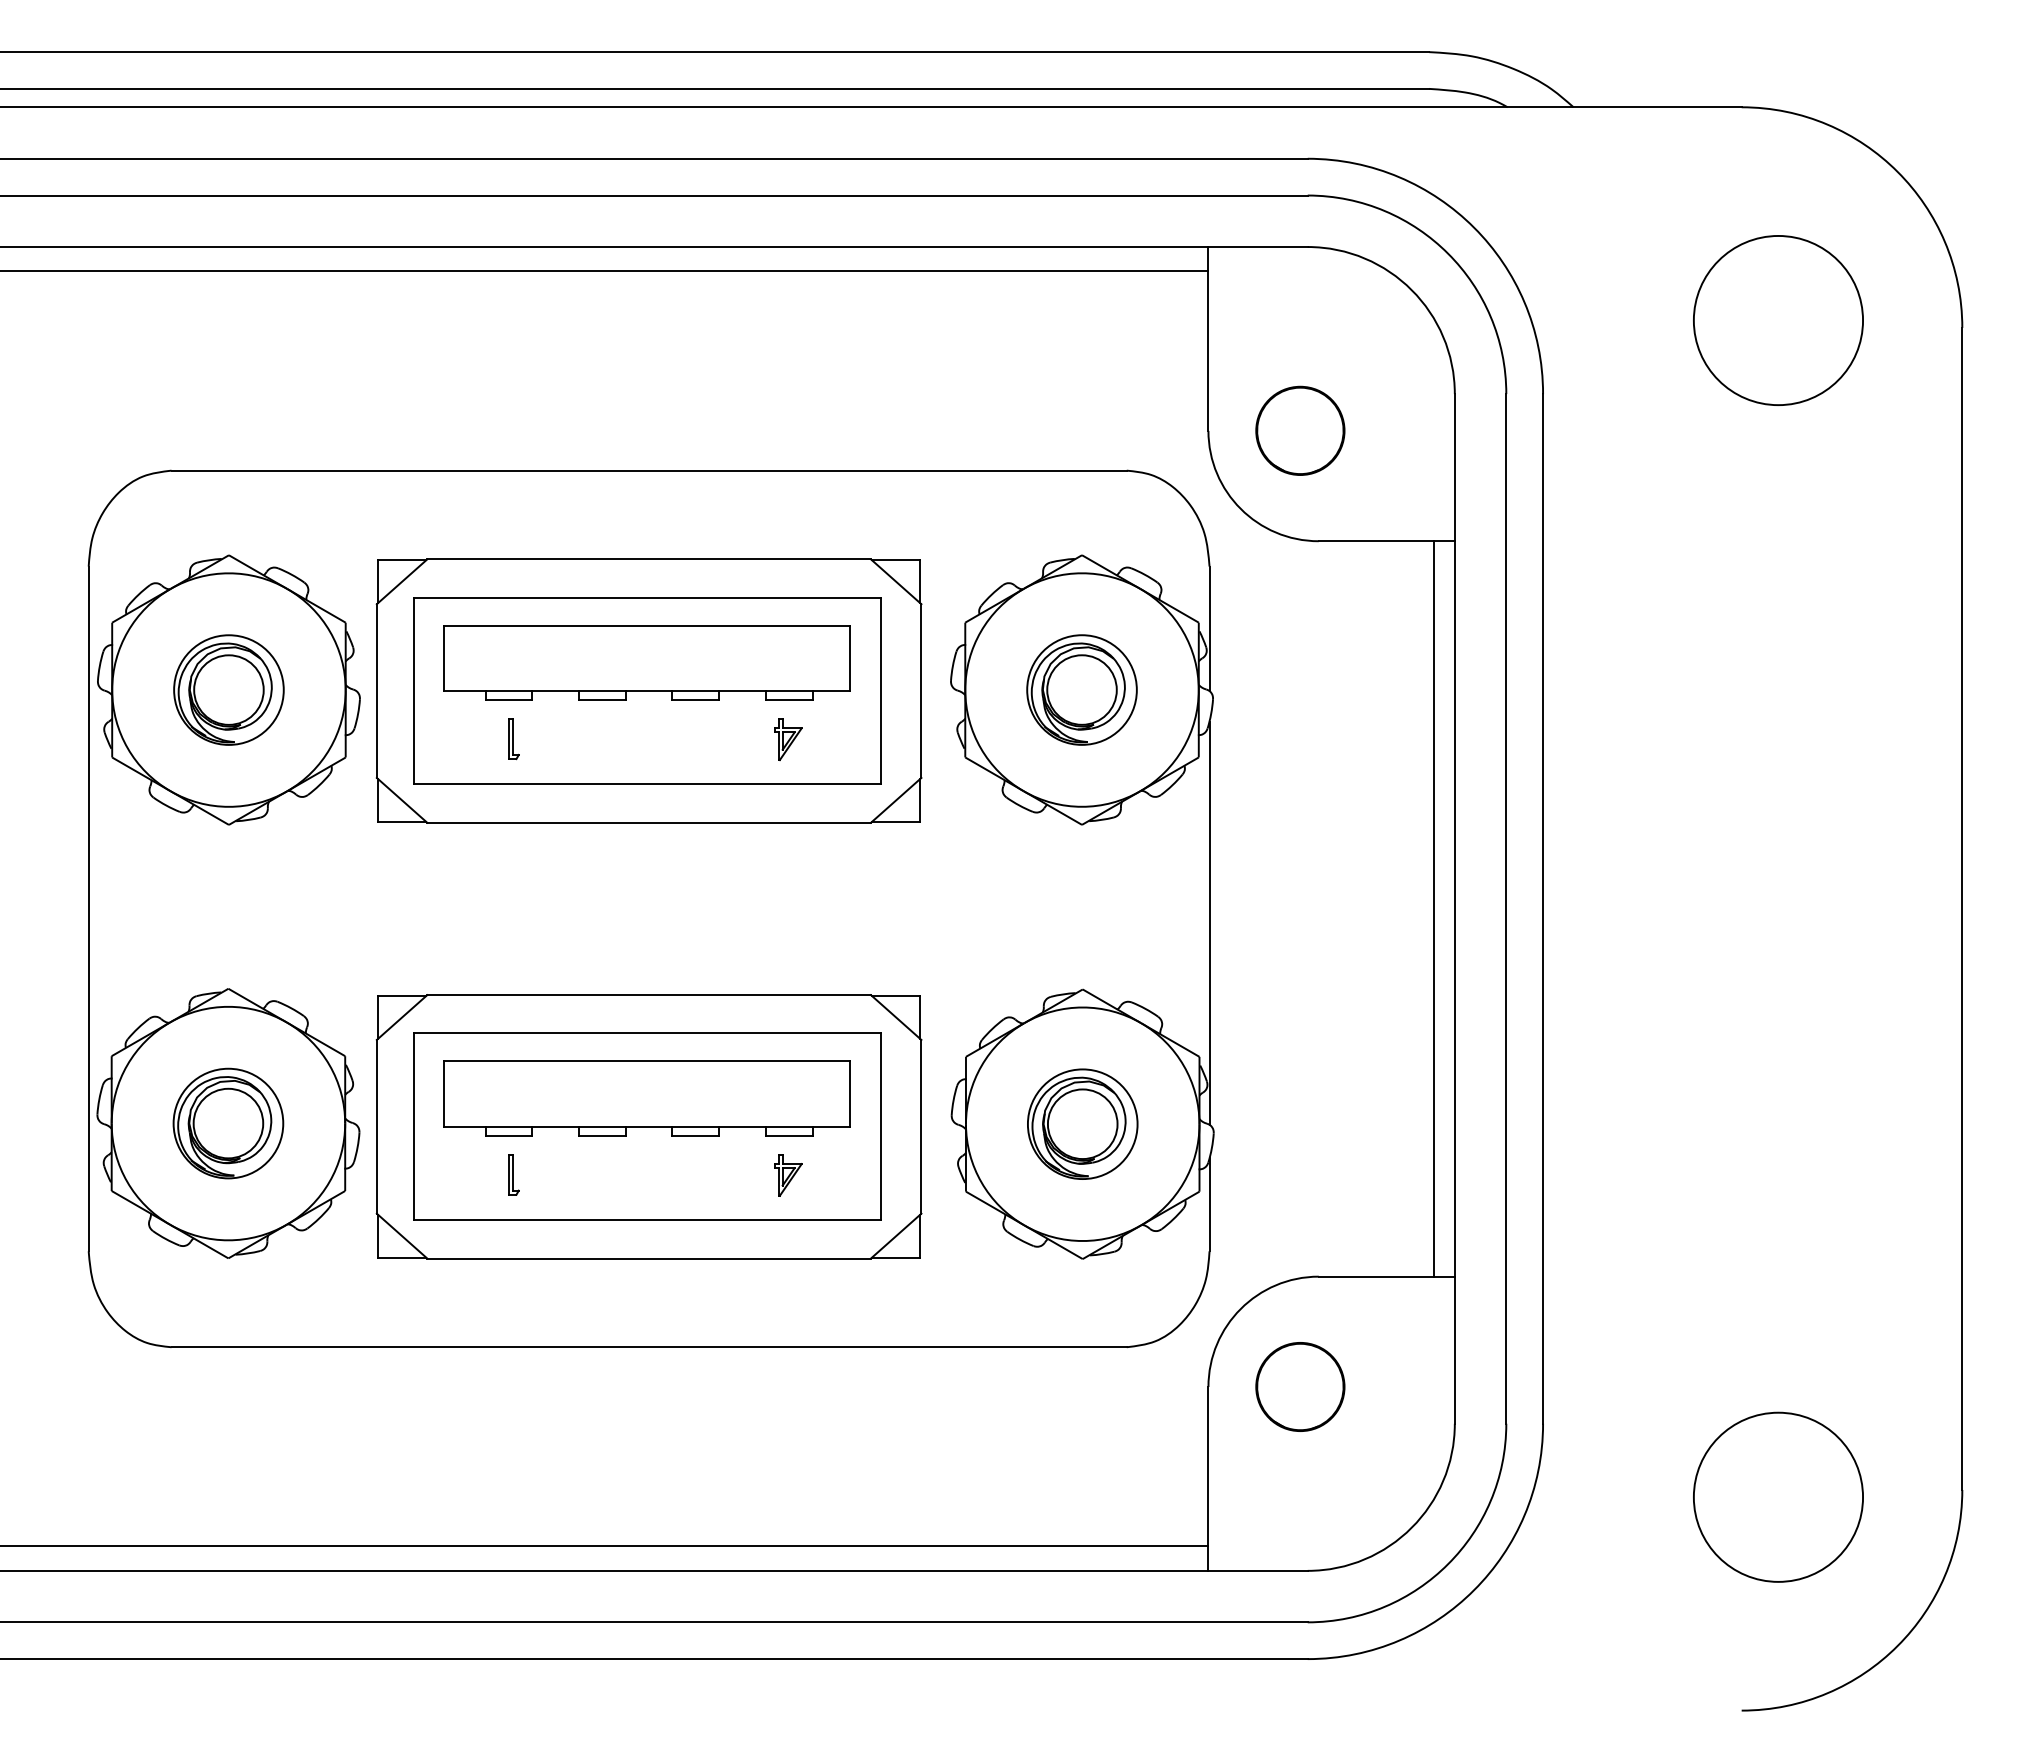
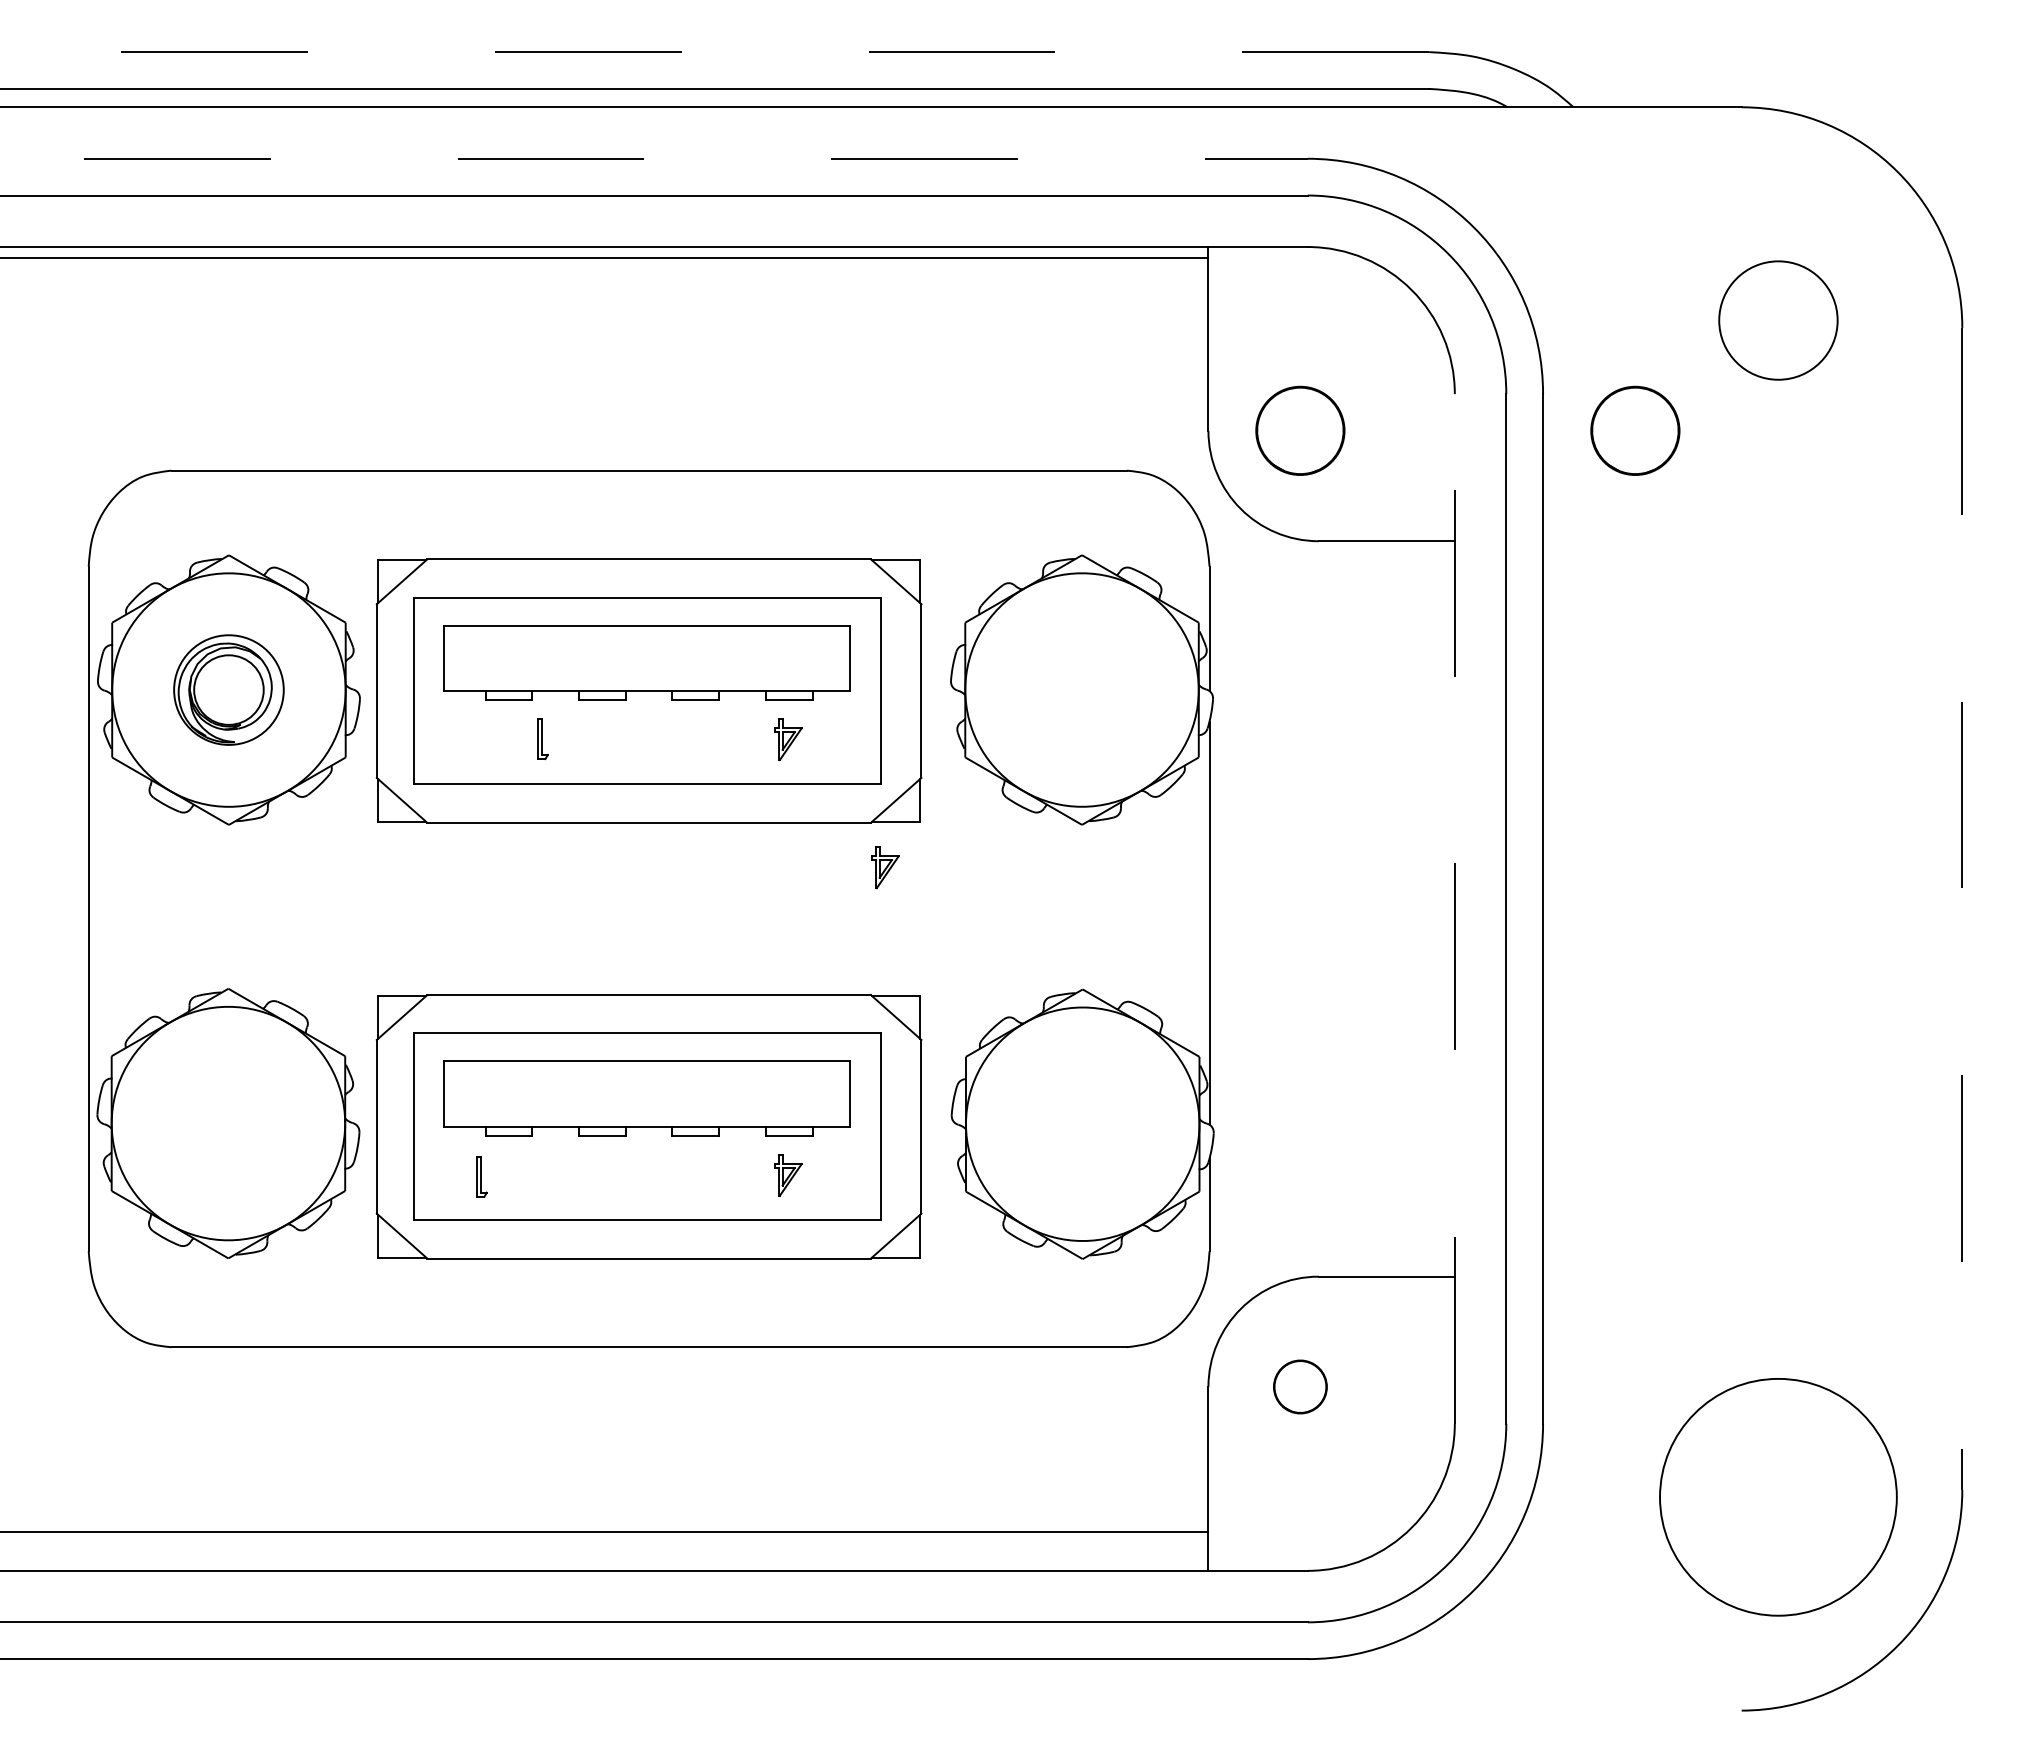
line: solid -> dashed (714, 52)
line: solid -> dashed (653, 158)
line position: (605, 271) -> (605, 258) (605, 258)
circle diameter: 169 px -> 118 px (1778, 320)
circle: none -> present (1635, 430)
part: present -> none (1081, 689)
part position: (513, 739) -> (542, 739) (542, 739)
part: none -> present (885, 867)
line: present -> none (1433, 908)
line: solid -> dashed (1454, 908)
line: solid -> dashed (1962, 909)
part: present -> none (228, 1123)
part: present -> none (1082, 1123)
part position: (513, 1174) -> (481, 1176) (481, 1176)
circle size: 91x90 px -> 55x56 px (1300, 1386)
circle diameter: 169 px -> 237 px (1778, 1496)
line position: (605, 1546) -> (605, 1532) (605, 1532)
